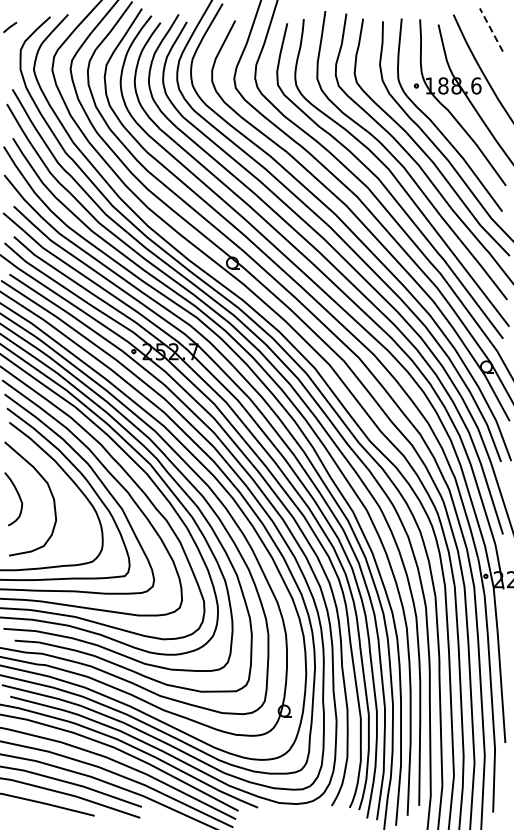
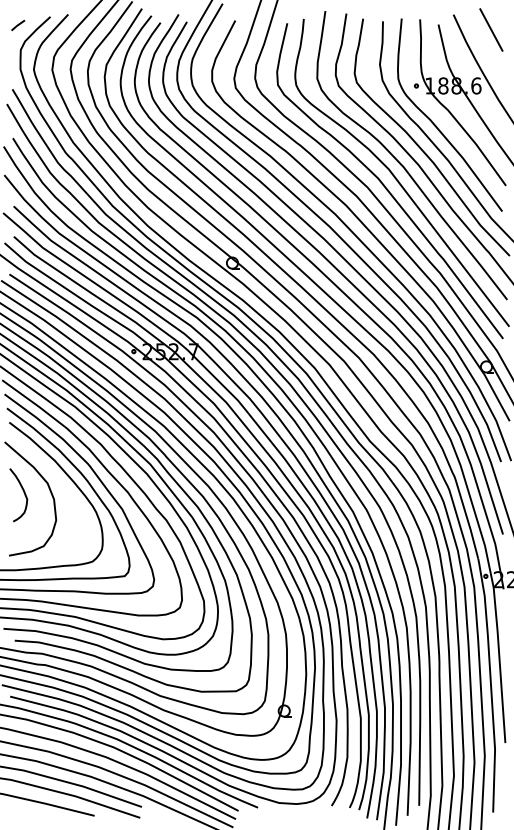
line position: (10, 27) -> (18, 25) (18, 25)
line: dashed -> solid (491, 29)
curve position: (18, 496) -> (23, 492) (23, 492)
